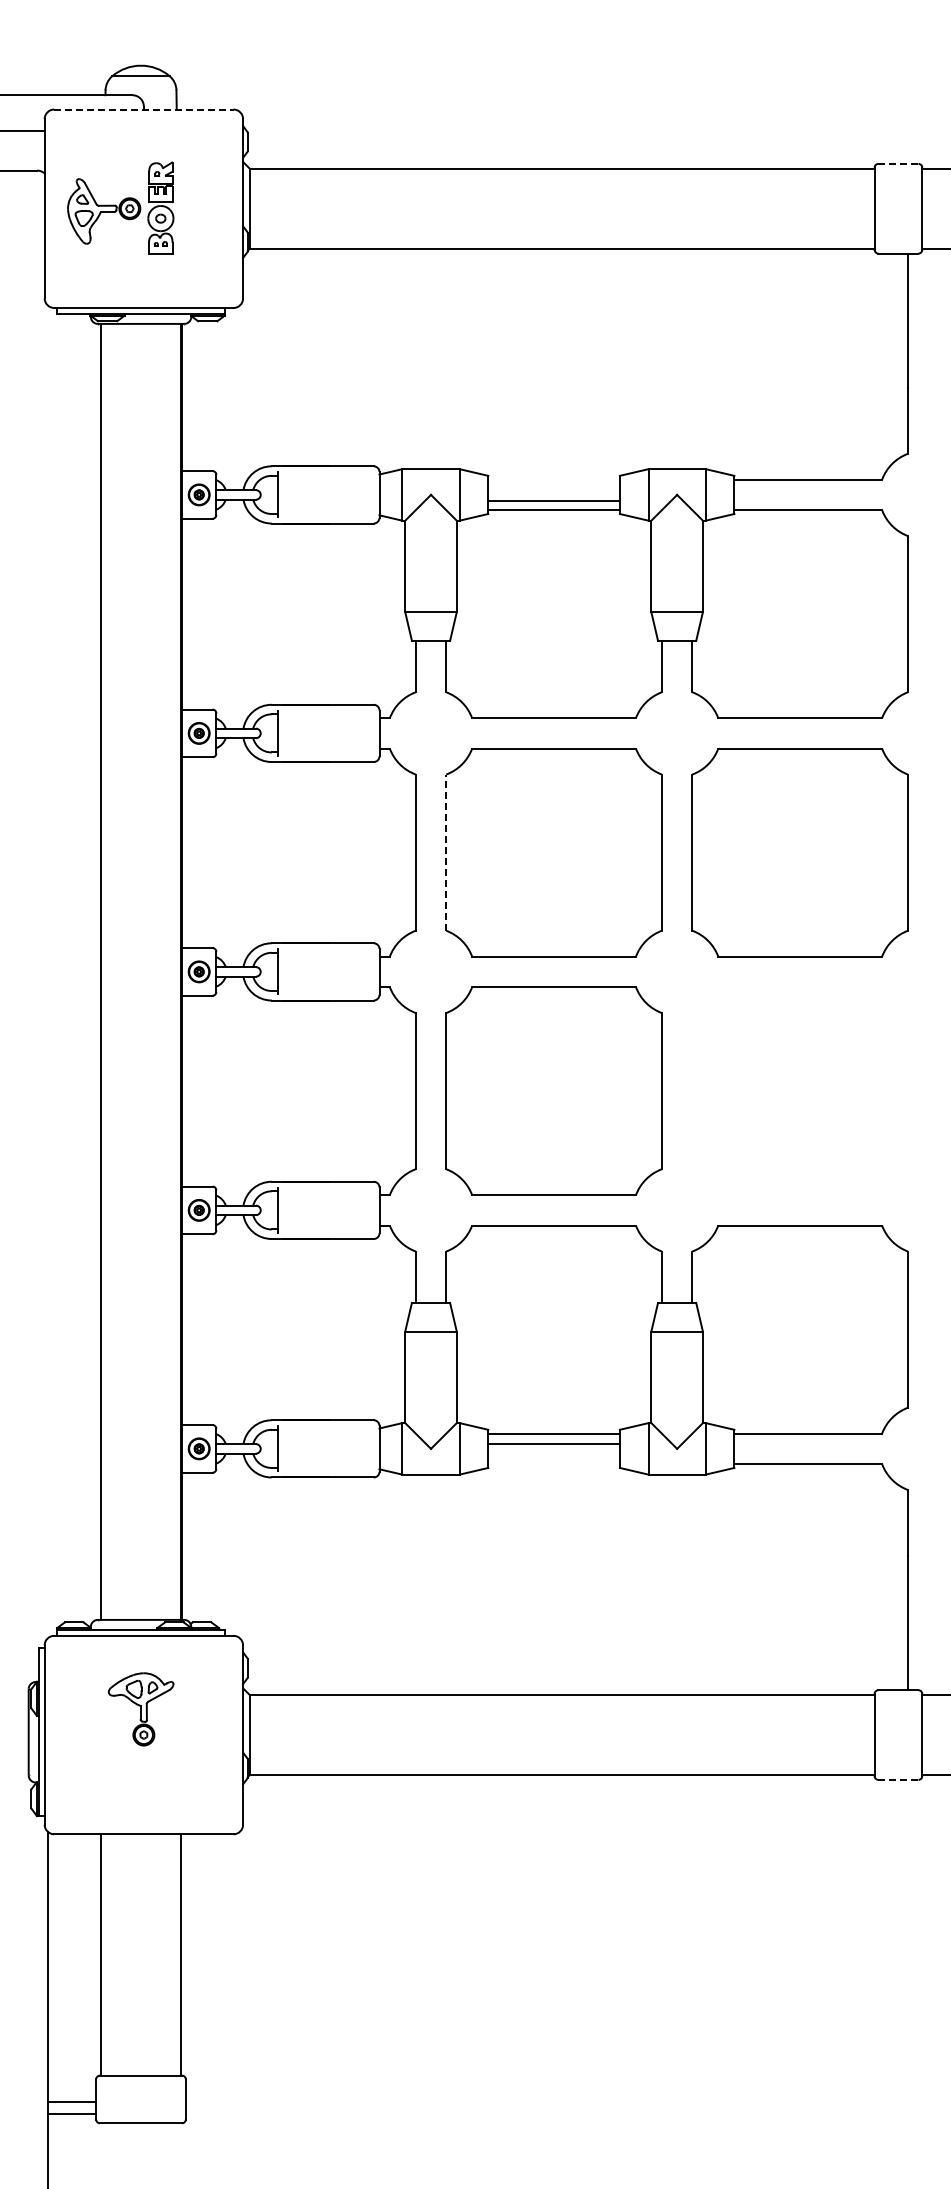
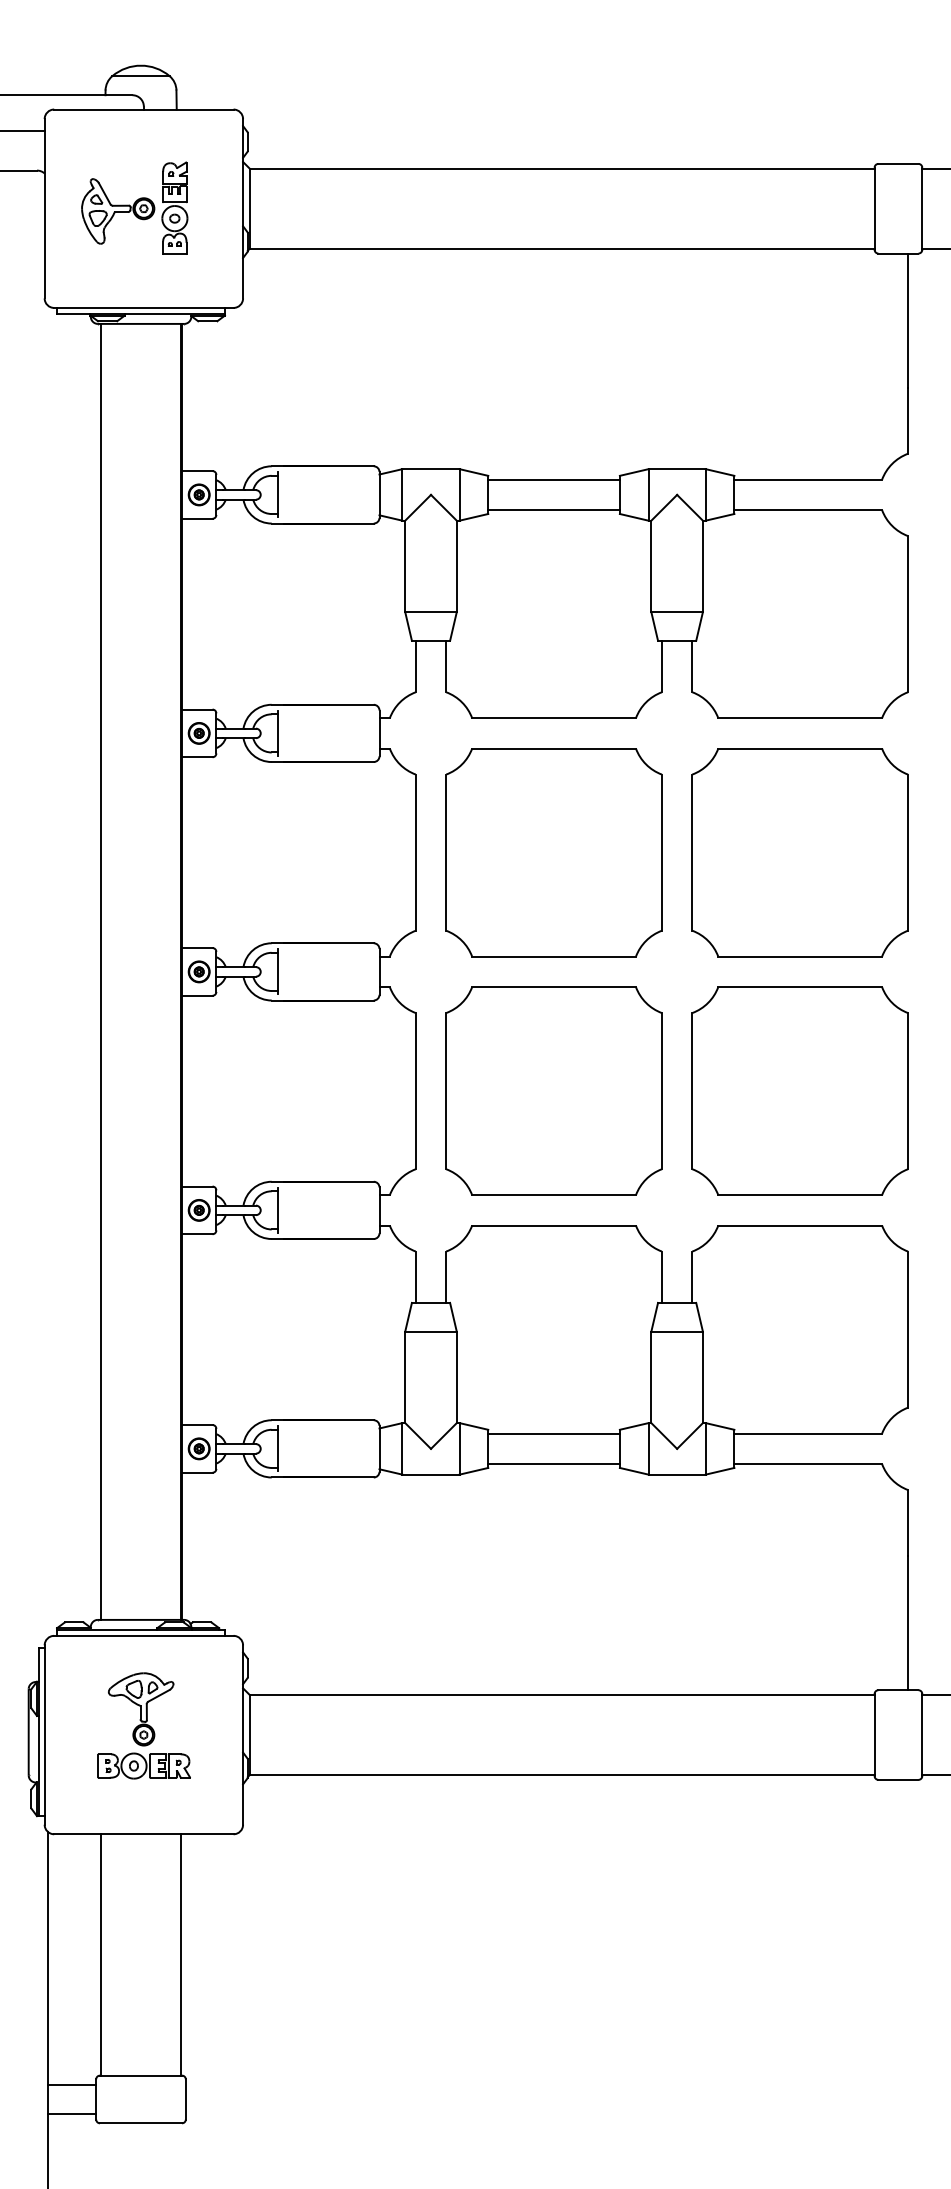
line: dashed -> solid (143, 109)
line: dashed -> solid (898, 163)
part position: (120, 207) -> (134, 207) (134, 207)
line position: (553, 500) -> (553, 479) (553, 479)
line: dashed -> solid (446, 852)
part: none -> present (799, 1090)
line position: (553, 1444) -> (553, 1464) (553, 1464)
part: none -> present (143, 1765)
line: dashed -> solid (898, 1779)
line position: (72, 2102) -> (72, 2085) (72, 2085)
